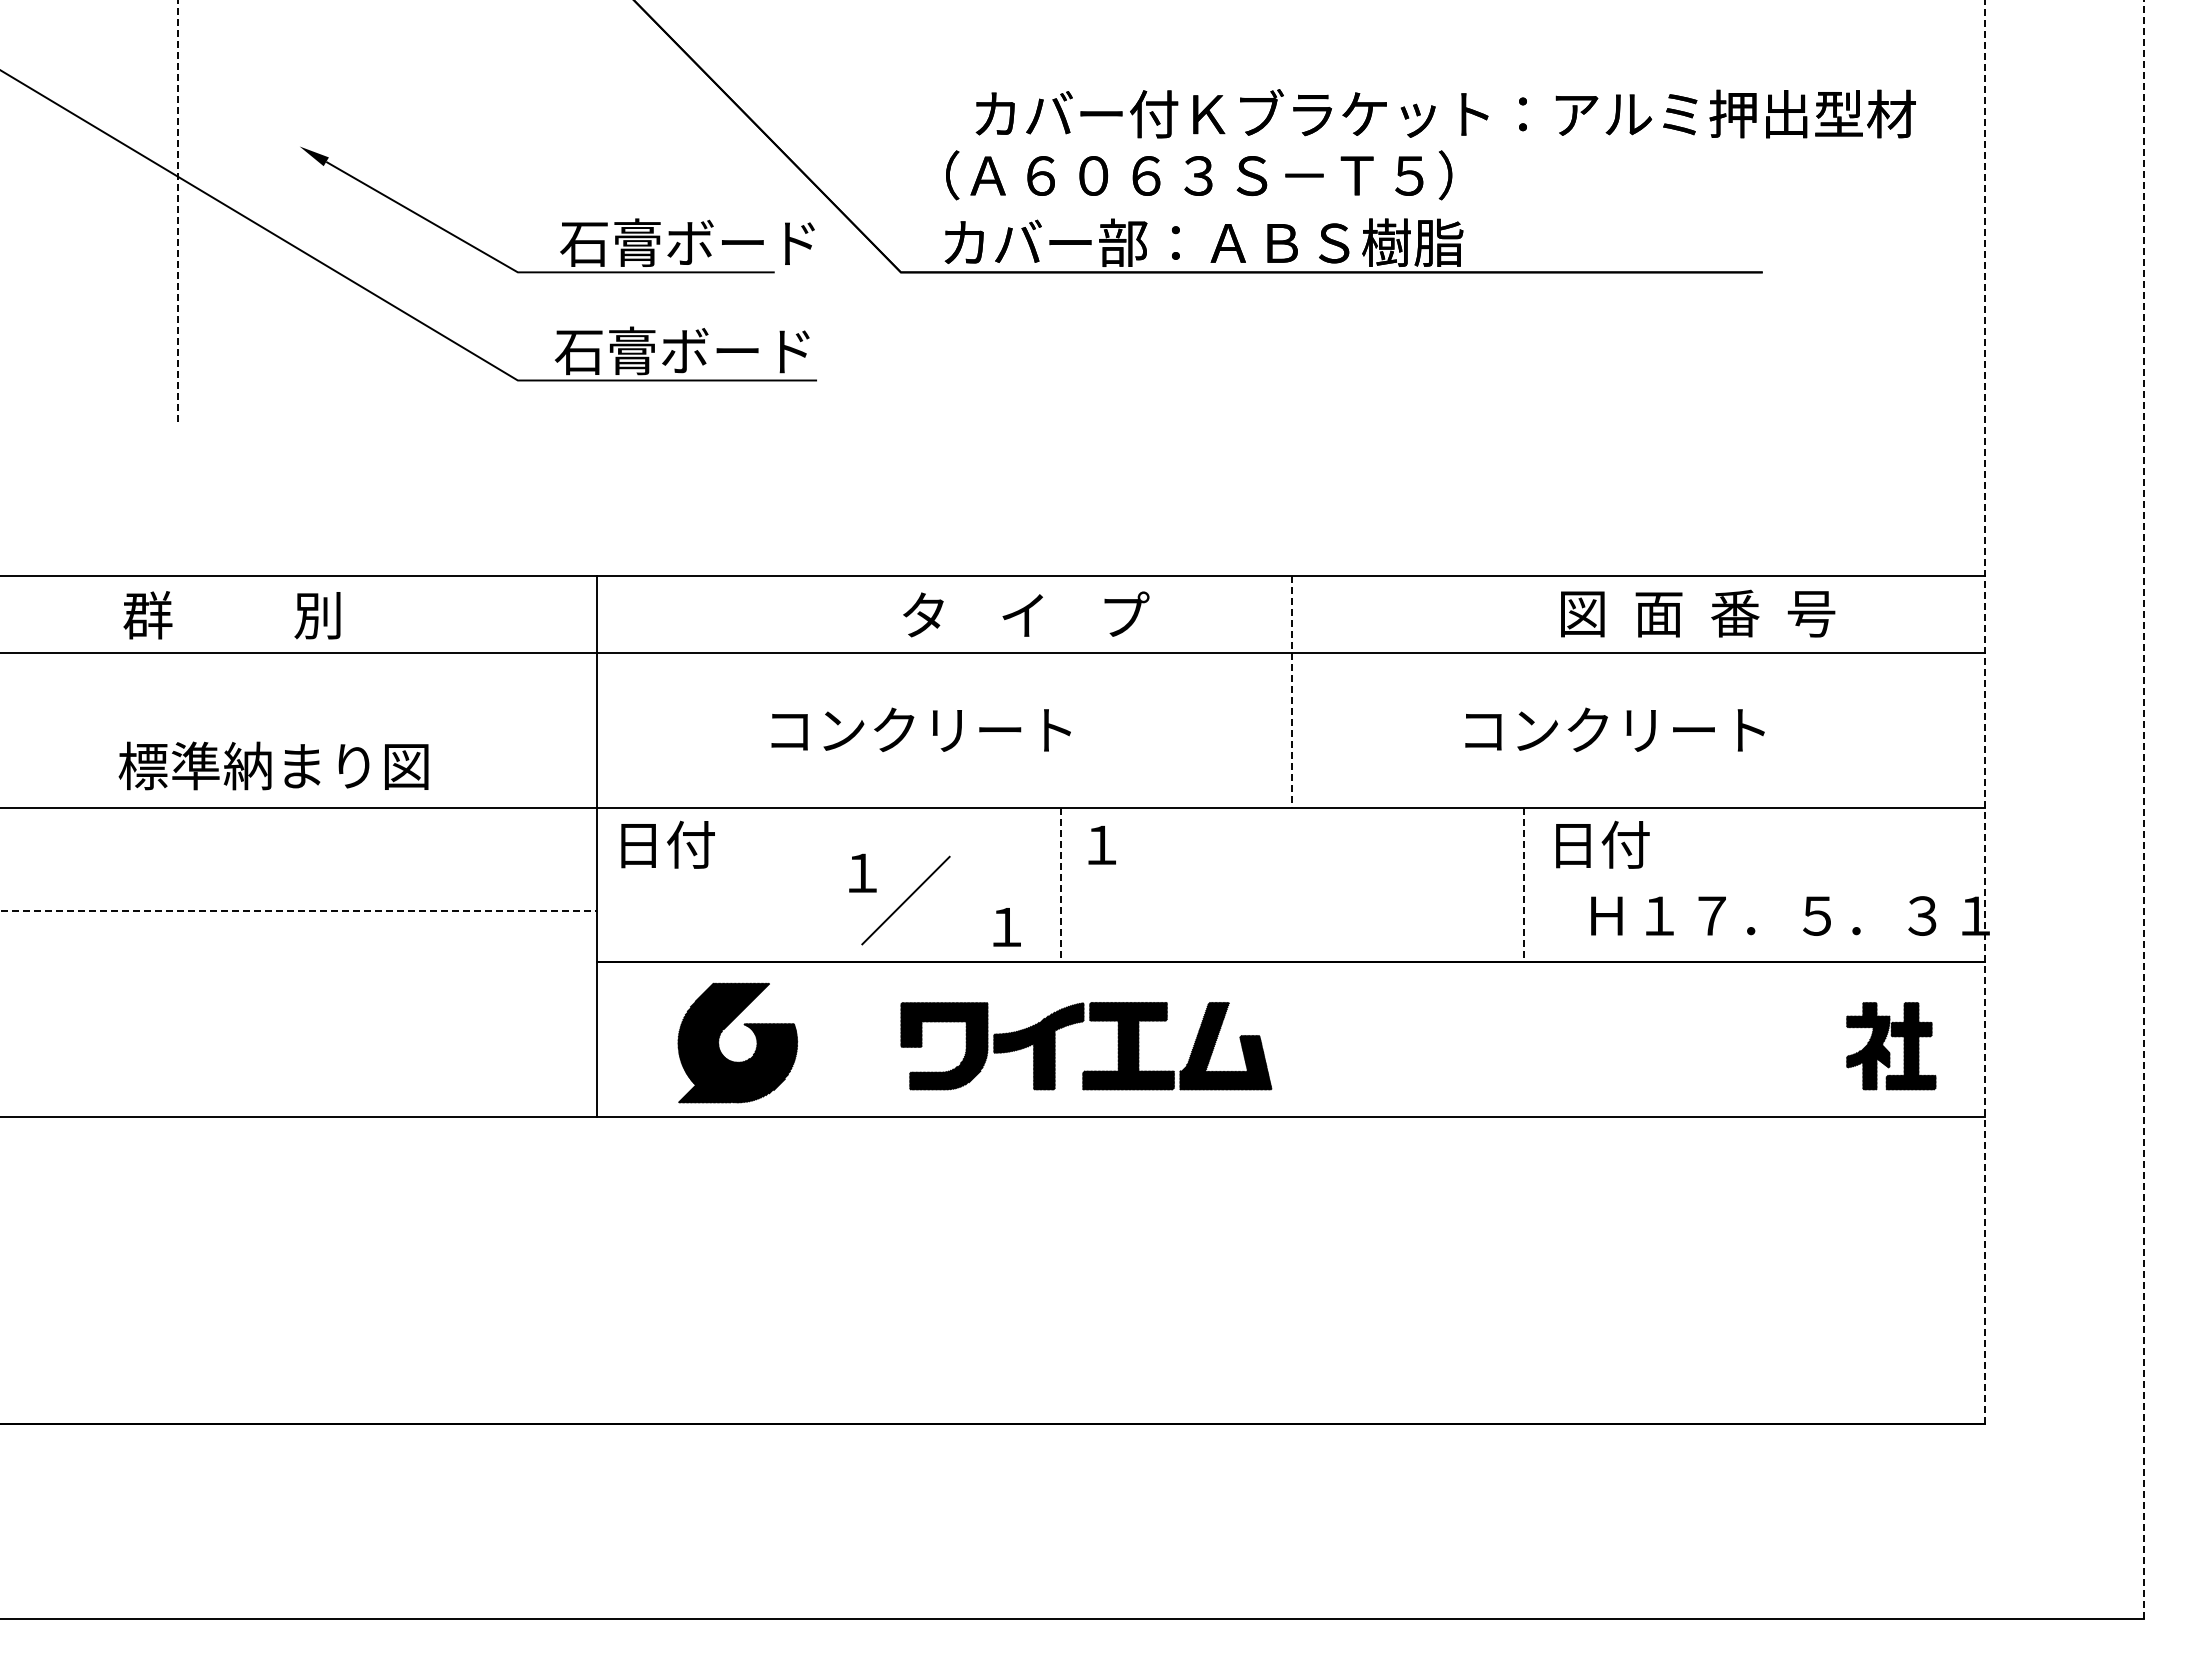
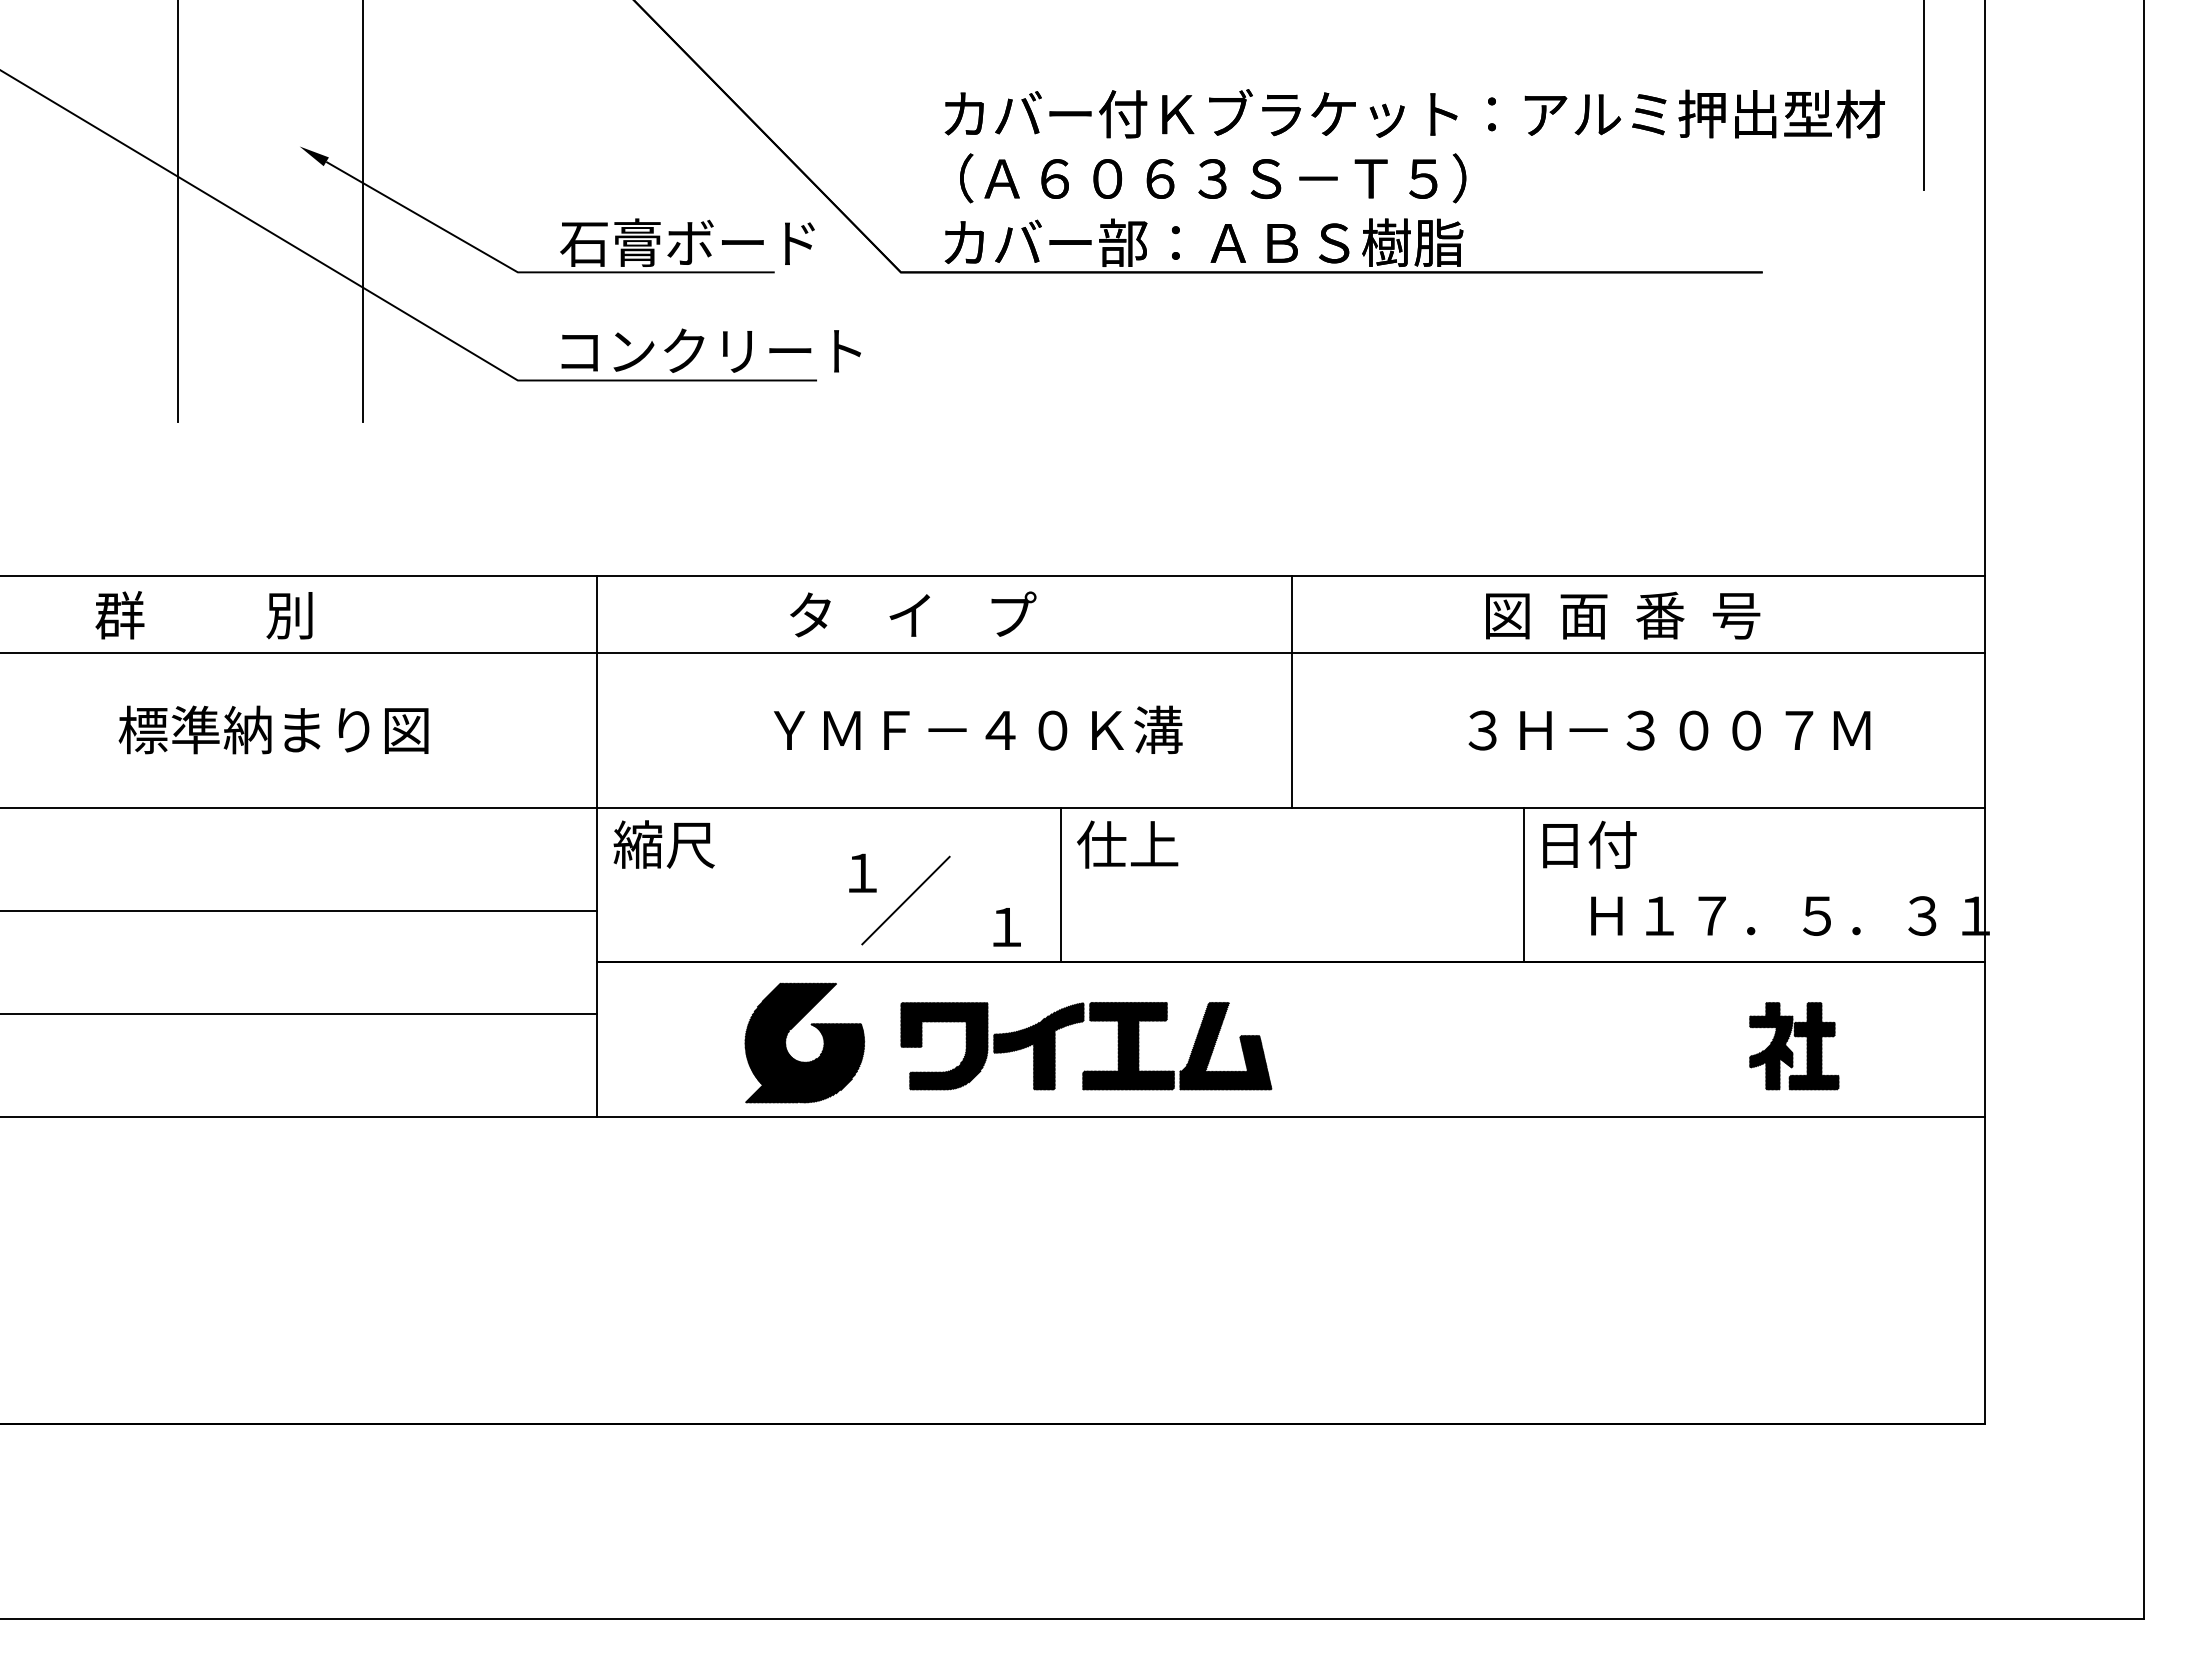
line: none -> present (1923, 96)
text position: (1445, 113) -> (1414, 113) (1414, 113)
text position: (1199, 175) -> (1213, 178) (1213, 178)
line: dashed -> solid (178, 211)
line: none -> present (363, 211)
text: 石膏ボード -> コンクリート (707, 350)
text position: (1698, 613) -> (1623, 615) (1623, 615)
text position: (1026, 614) -> (913, 614) (913, 614)
text position: (231, 615) -> (203, 615) (203, 615)
line: dashed -> solid (1292, 692)
line: dashed -> solid (1985, 711)
text: コンクリート -> ＹＭＦ－４０Ｋ溝 (976, 729)
text: コンクリート -> ３Ｈ－３００７Ｍ (1667, 729)
text position: (273, 765) -> (273, 729) (273, 729)
line: dashed -> solid (2143, 809)
text: 日付 -> 縮尺 (663, 844)
text: １ -> 仕上 (1127, 844)
text position: (1602, 844) -> (1589, 844) (1589, 844)
line: dashed -> solid (1060, 885)
line: dashed -> solid (1523, 885)
line: dashed -> solid (299, 910)
line: none -> present (299, 1013)
part position: (722, 1032) -> (789, 1032) (789, 1032)
part position: (1891, 1046) -> (1794, 1046) (1794, 1046)
